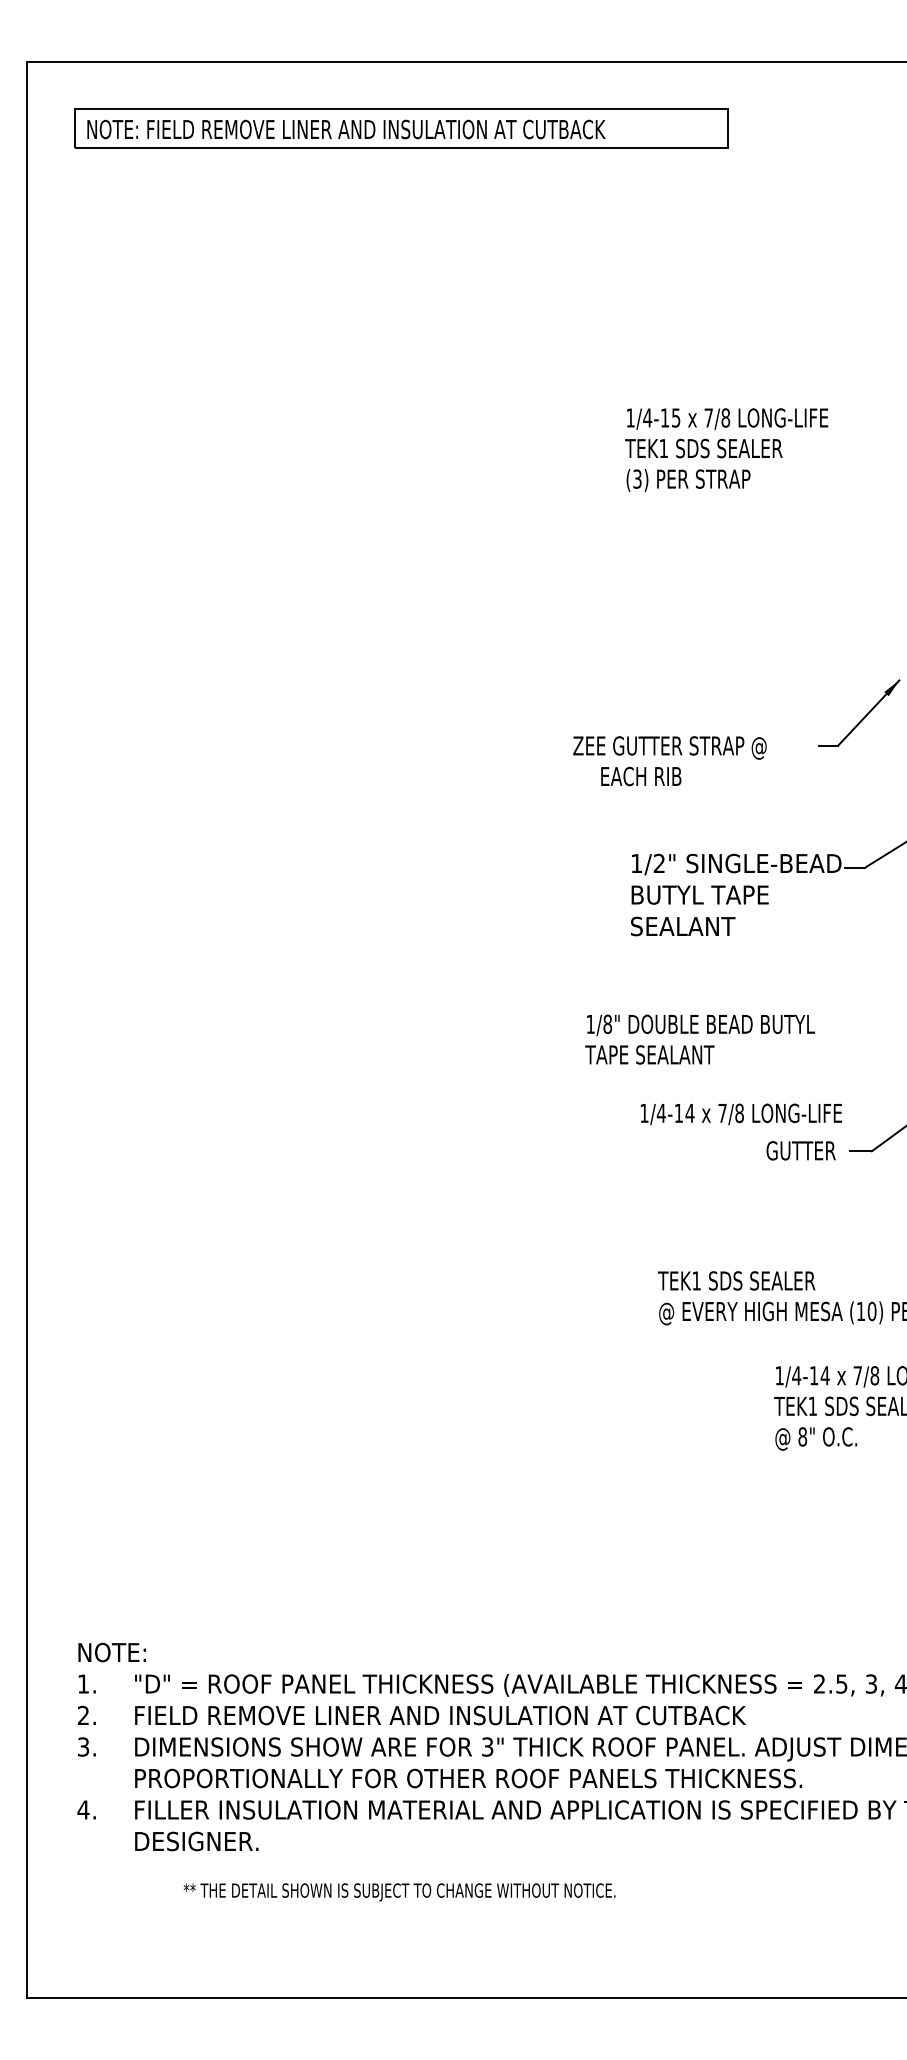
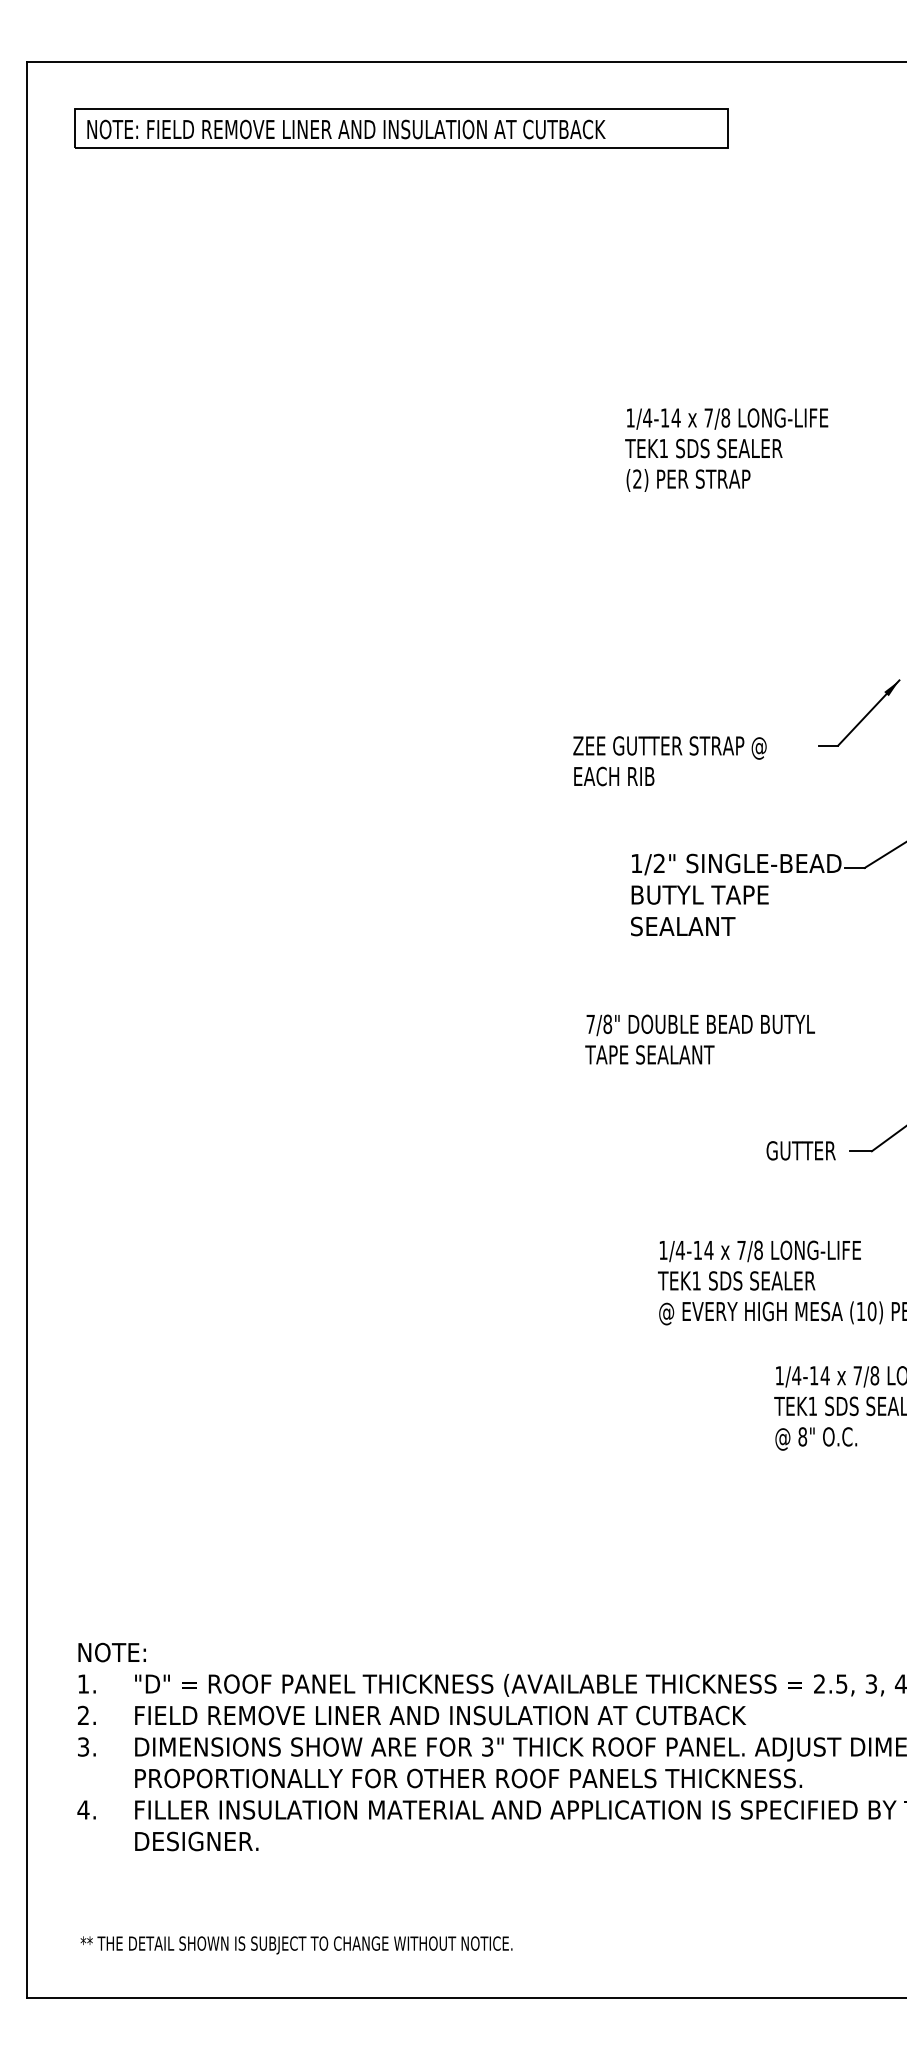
text: 1/4-15 -> 1/4-14 (675, 417)
text: (3) -> (2) (637, 478)
text position: (641, 776) -> (614, 776) (614, 776)
text: 1/8" -> 7/8" (590, 1023)
text position: (740, 1114) -> (759, 1251) (759, 1251)
text position: (399, 1892) -> (296, 1945) (296, 1945)
